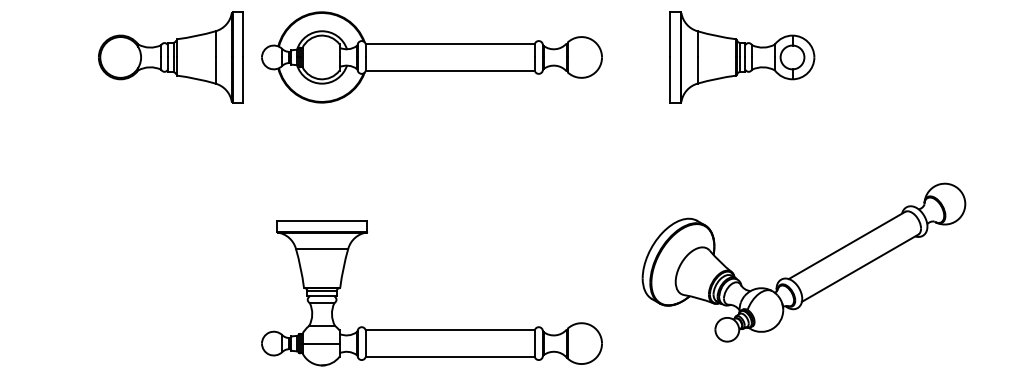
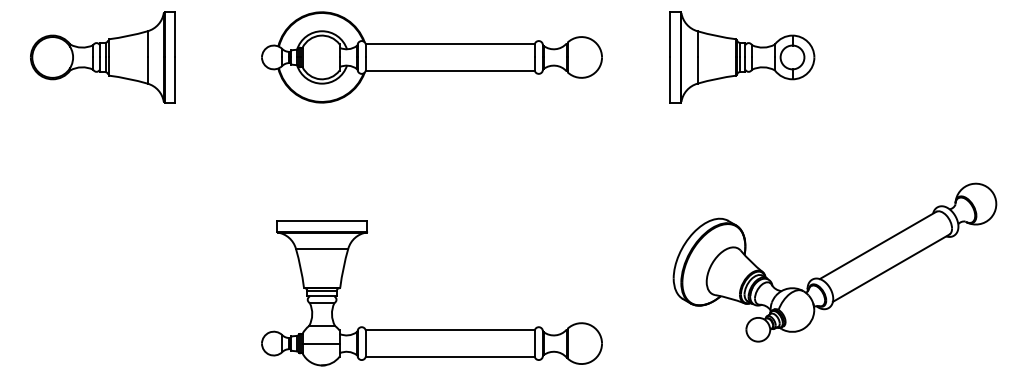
part position: (170, 57) -> (102, 57) (102, 57)
part position: (803, 262) -> (834, 262) (834, 262)
